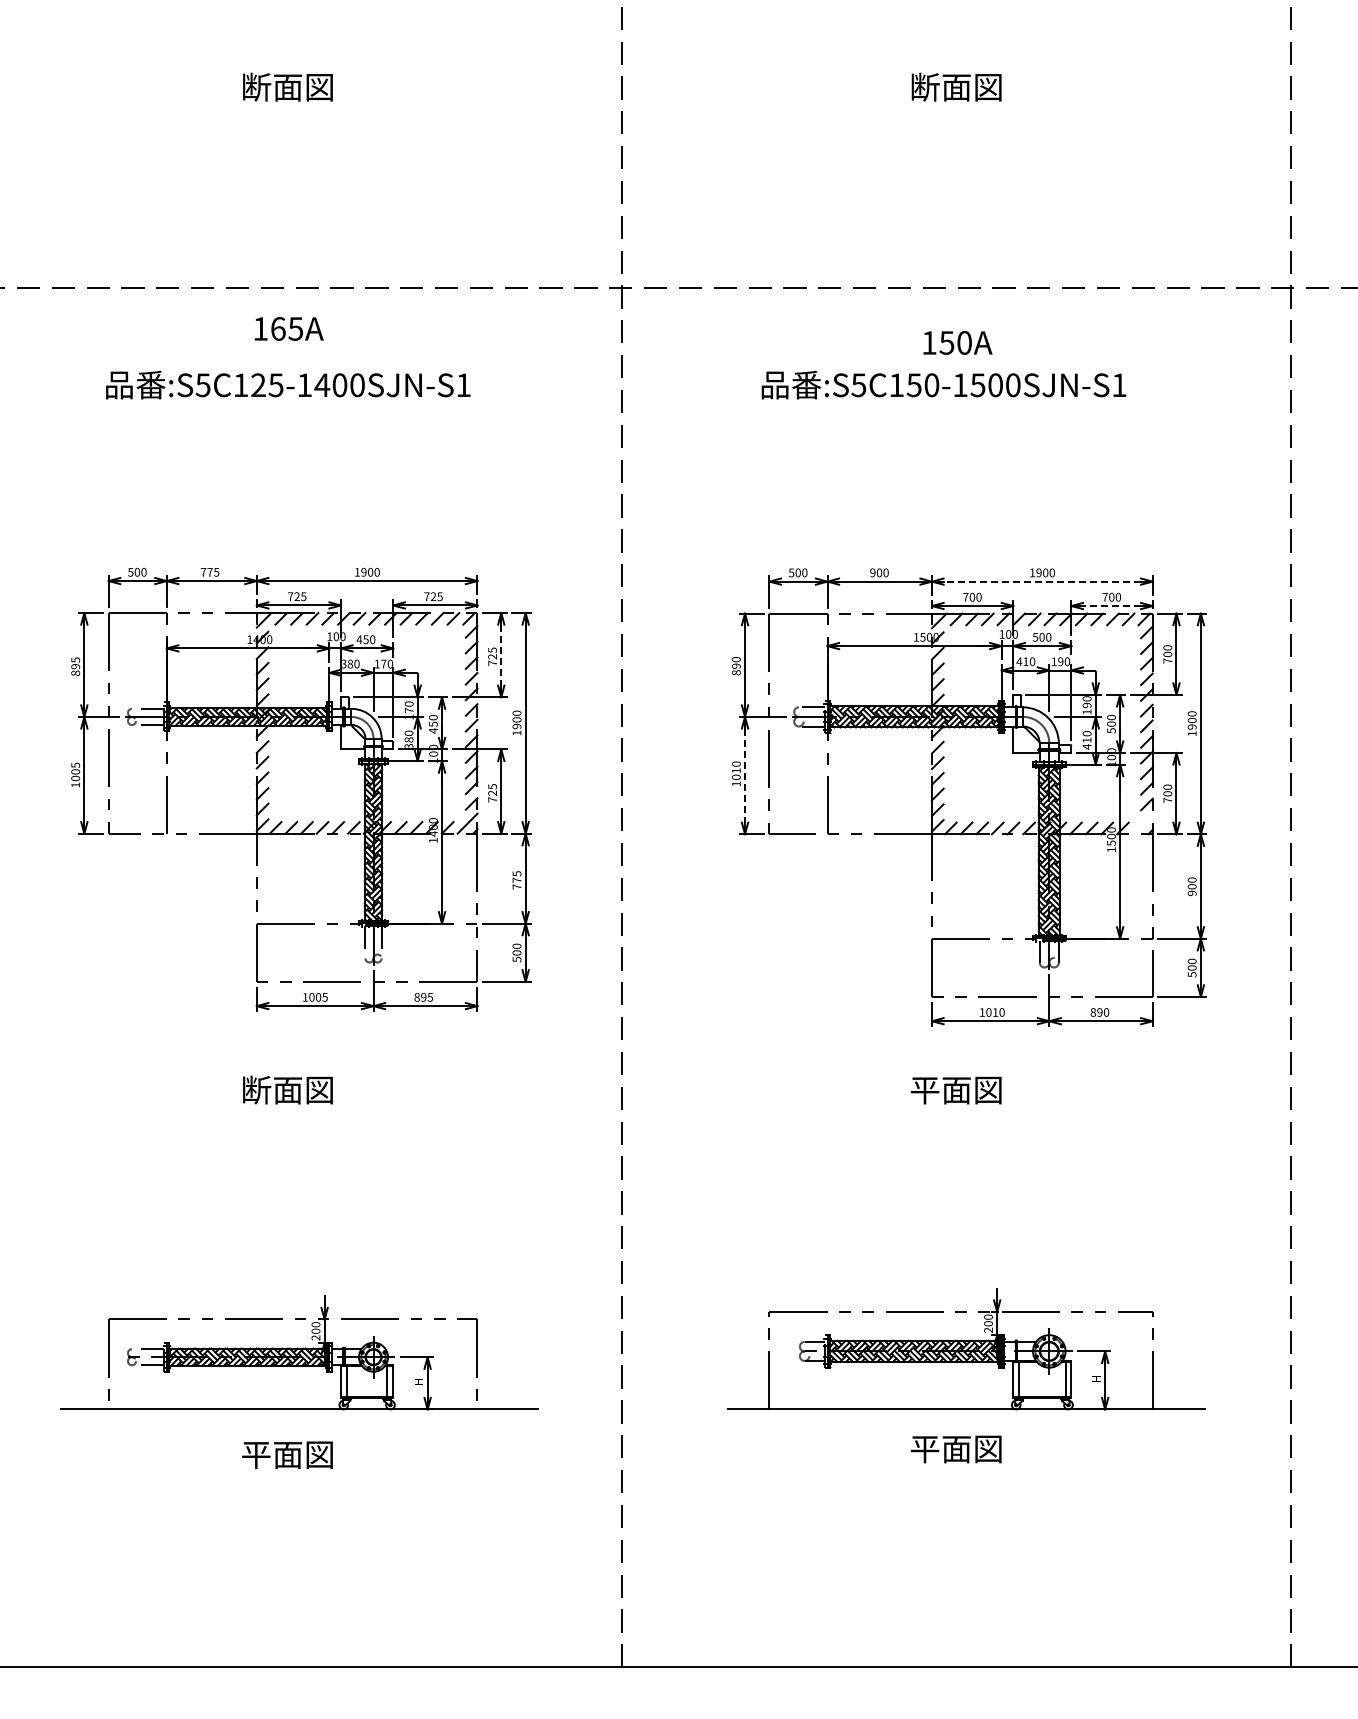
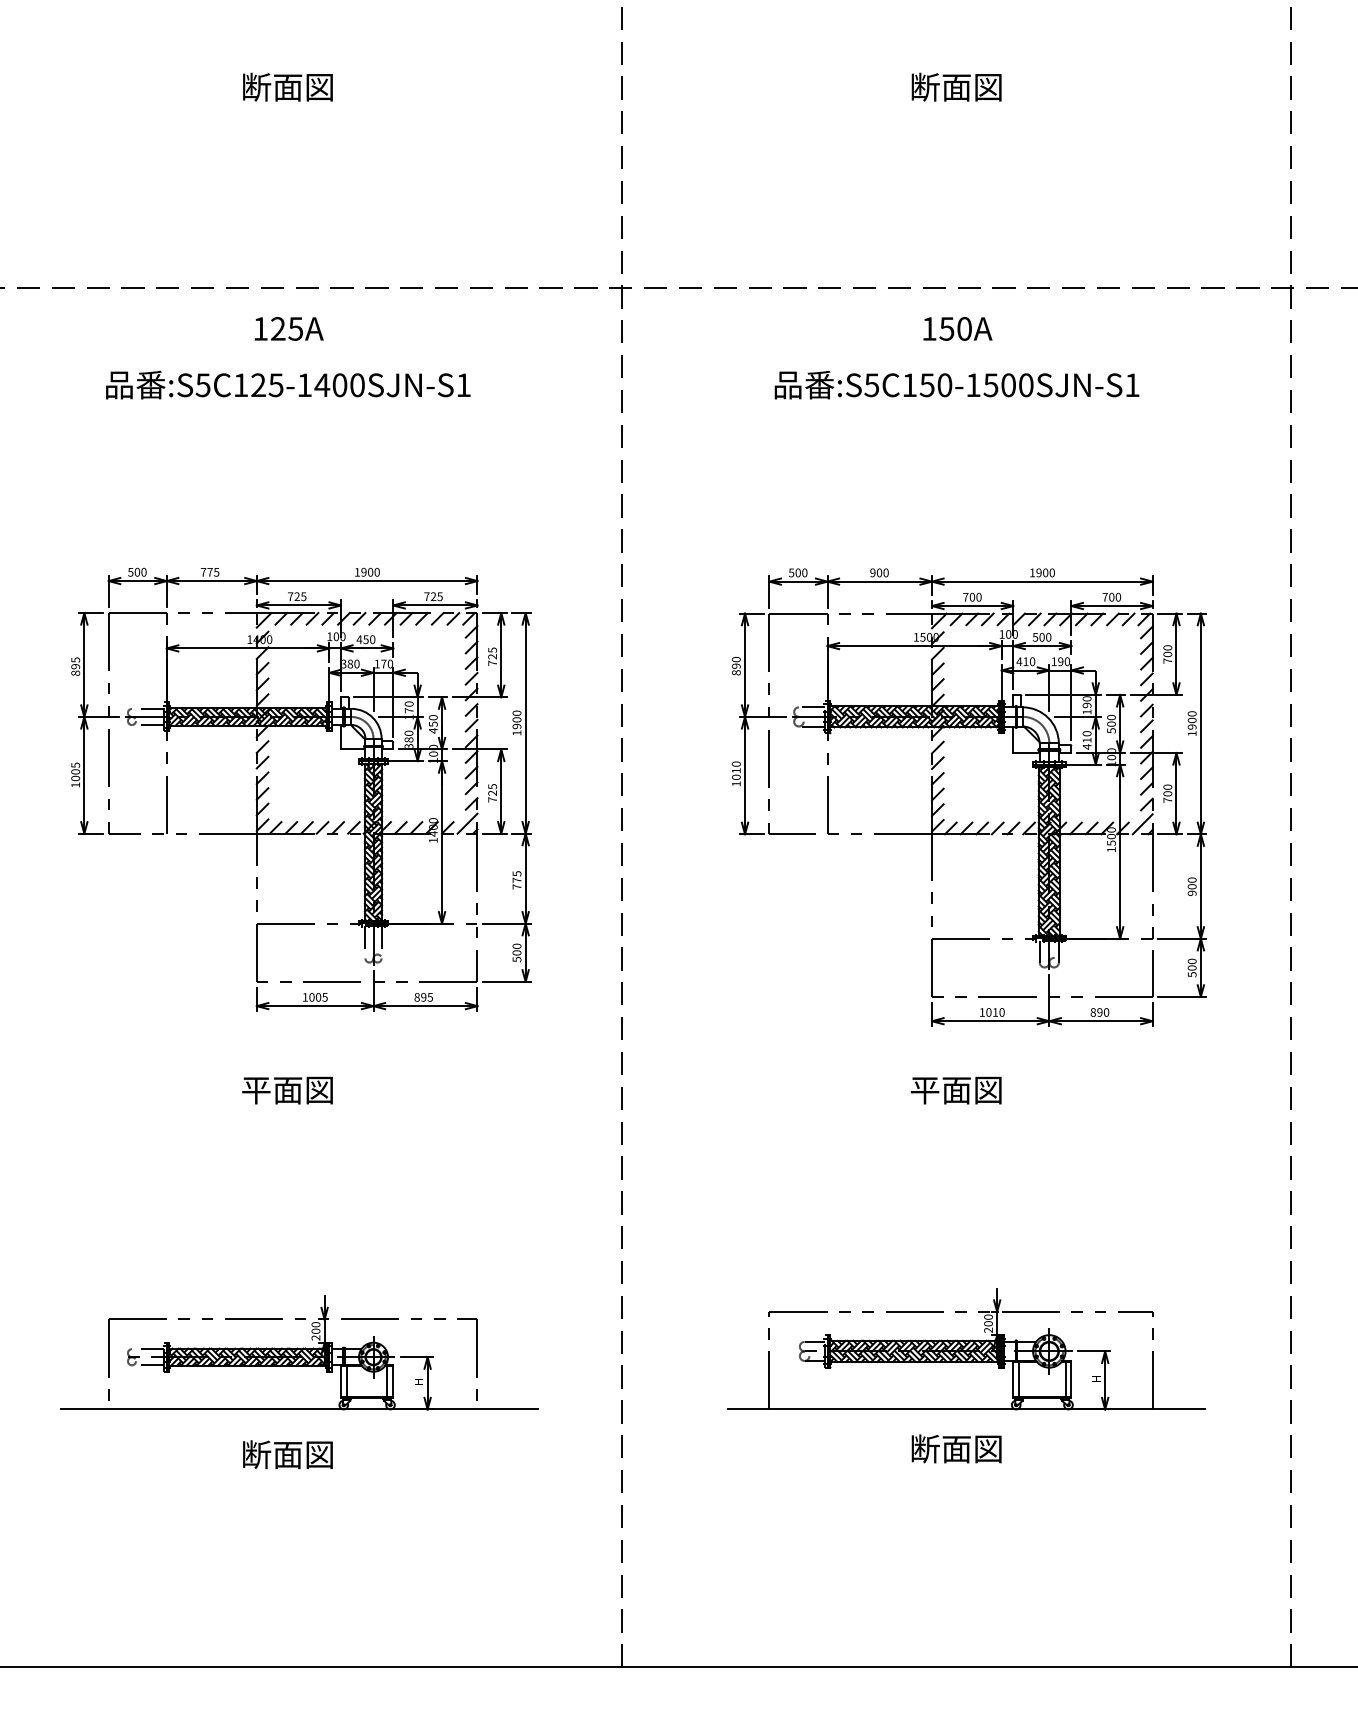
text: 165A -> 125A (278, 328)
text position: (957, 342) -> (957, 328) (957, 328)
text position: (943, 384) -> (956, 384) (956, 384)
line: dashed -> solid (1042, 581)
line: dashed -> solid (1111, 606)
line: dashed -> solid (501, 655)
line: dashed -> solid (745, 776)
line: none -> present (1142, 824)
text: 断面図 -> 平面図 (256, 1089)
text: 平面図 -> 断面図 (924, 1448)
text: 平面図 -> 断面図 (256, 1454)
